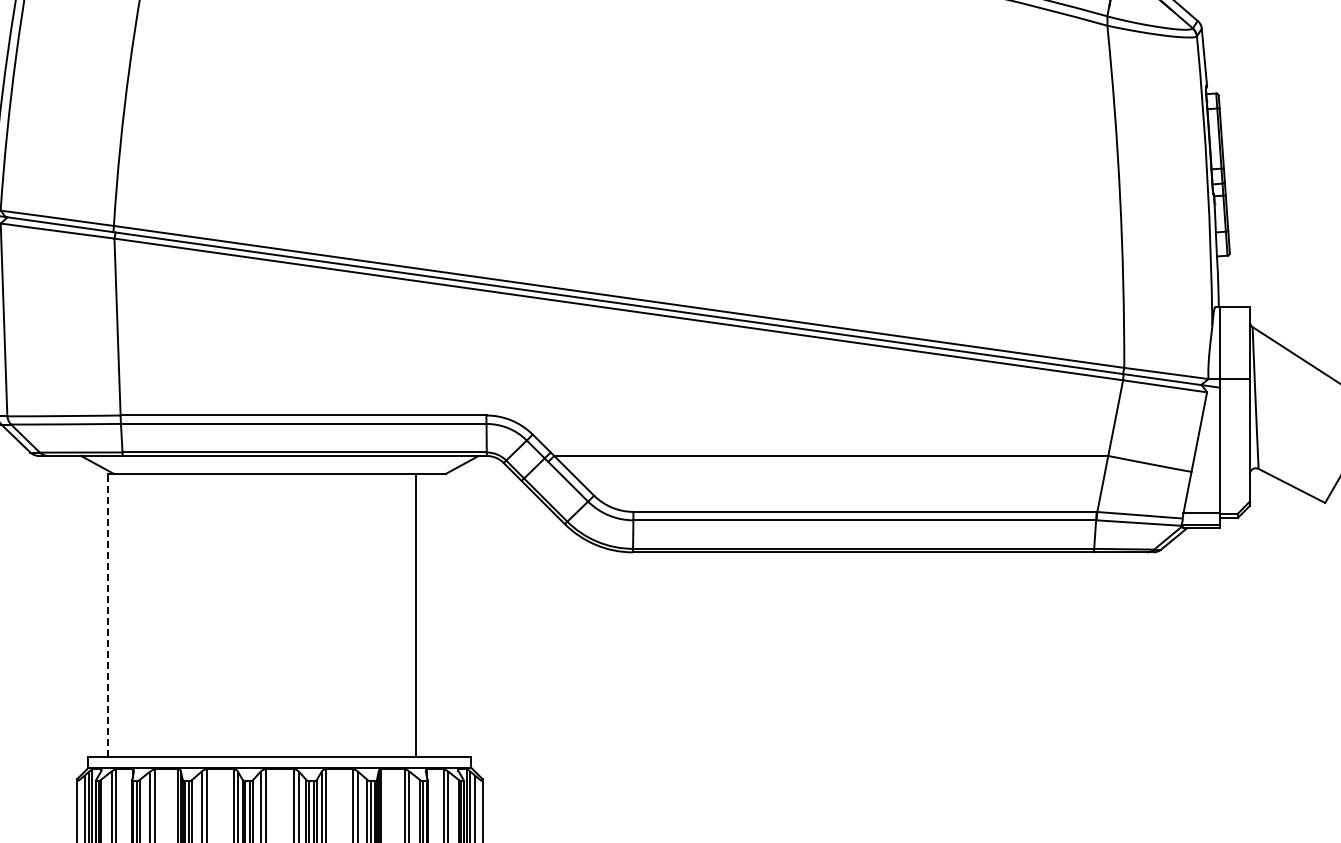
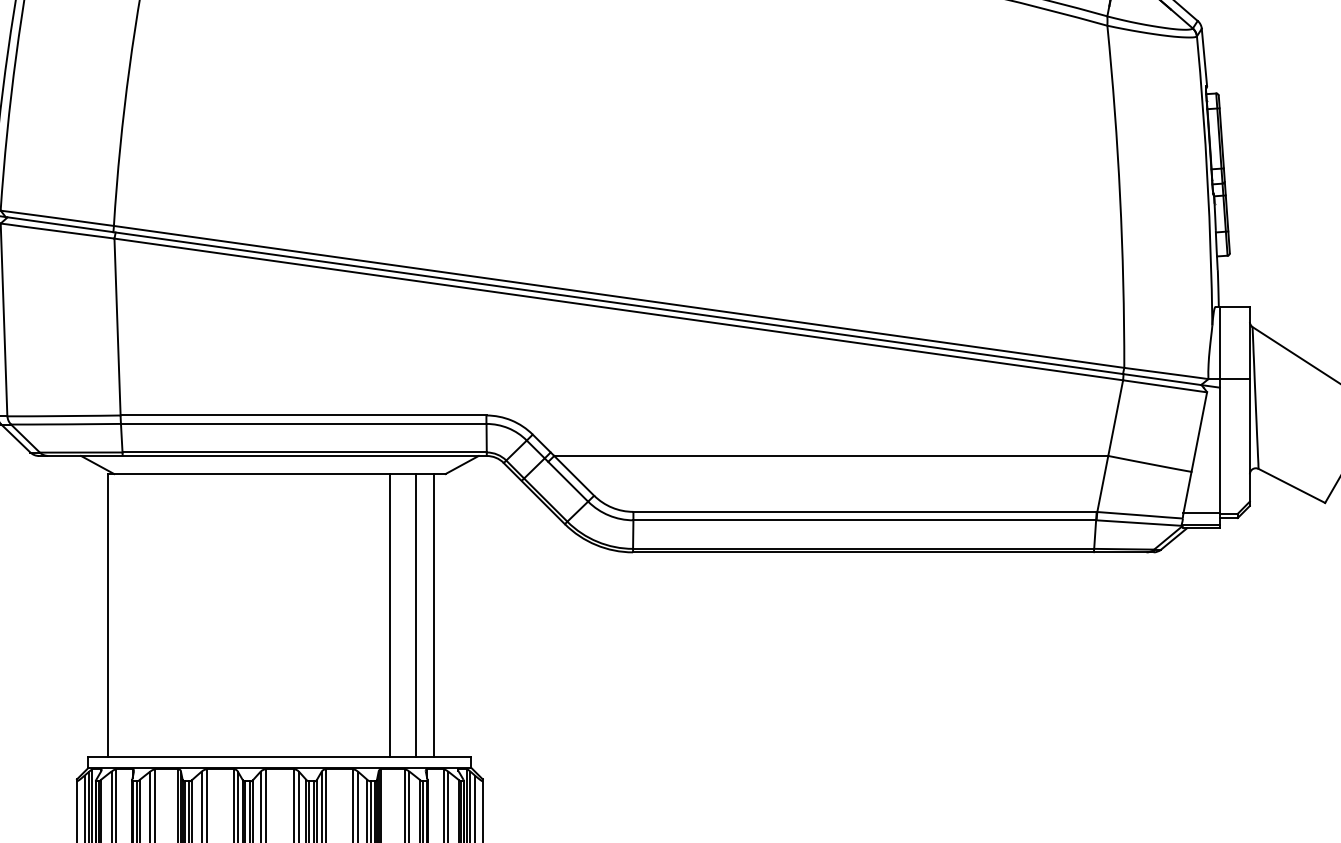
line: dashed -> solid (108, 615)
line: none -> present (390, 615)
line: none -> present (433, 615)
